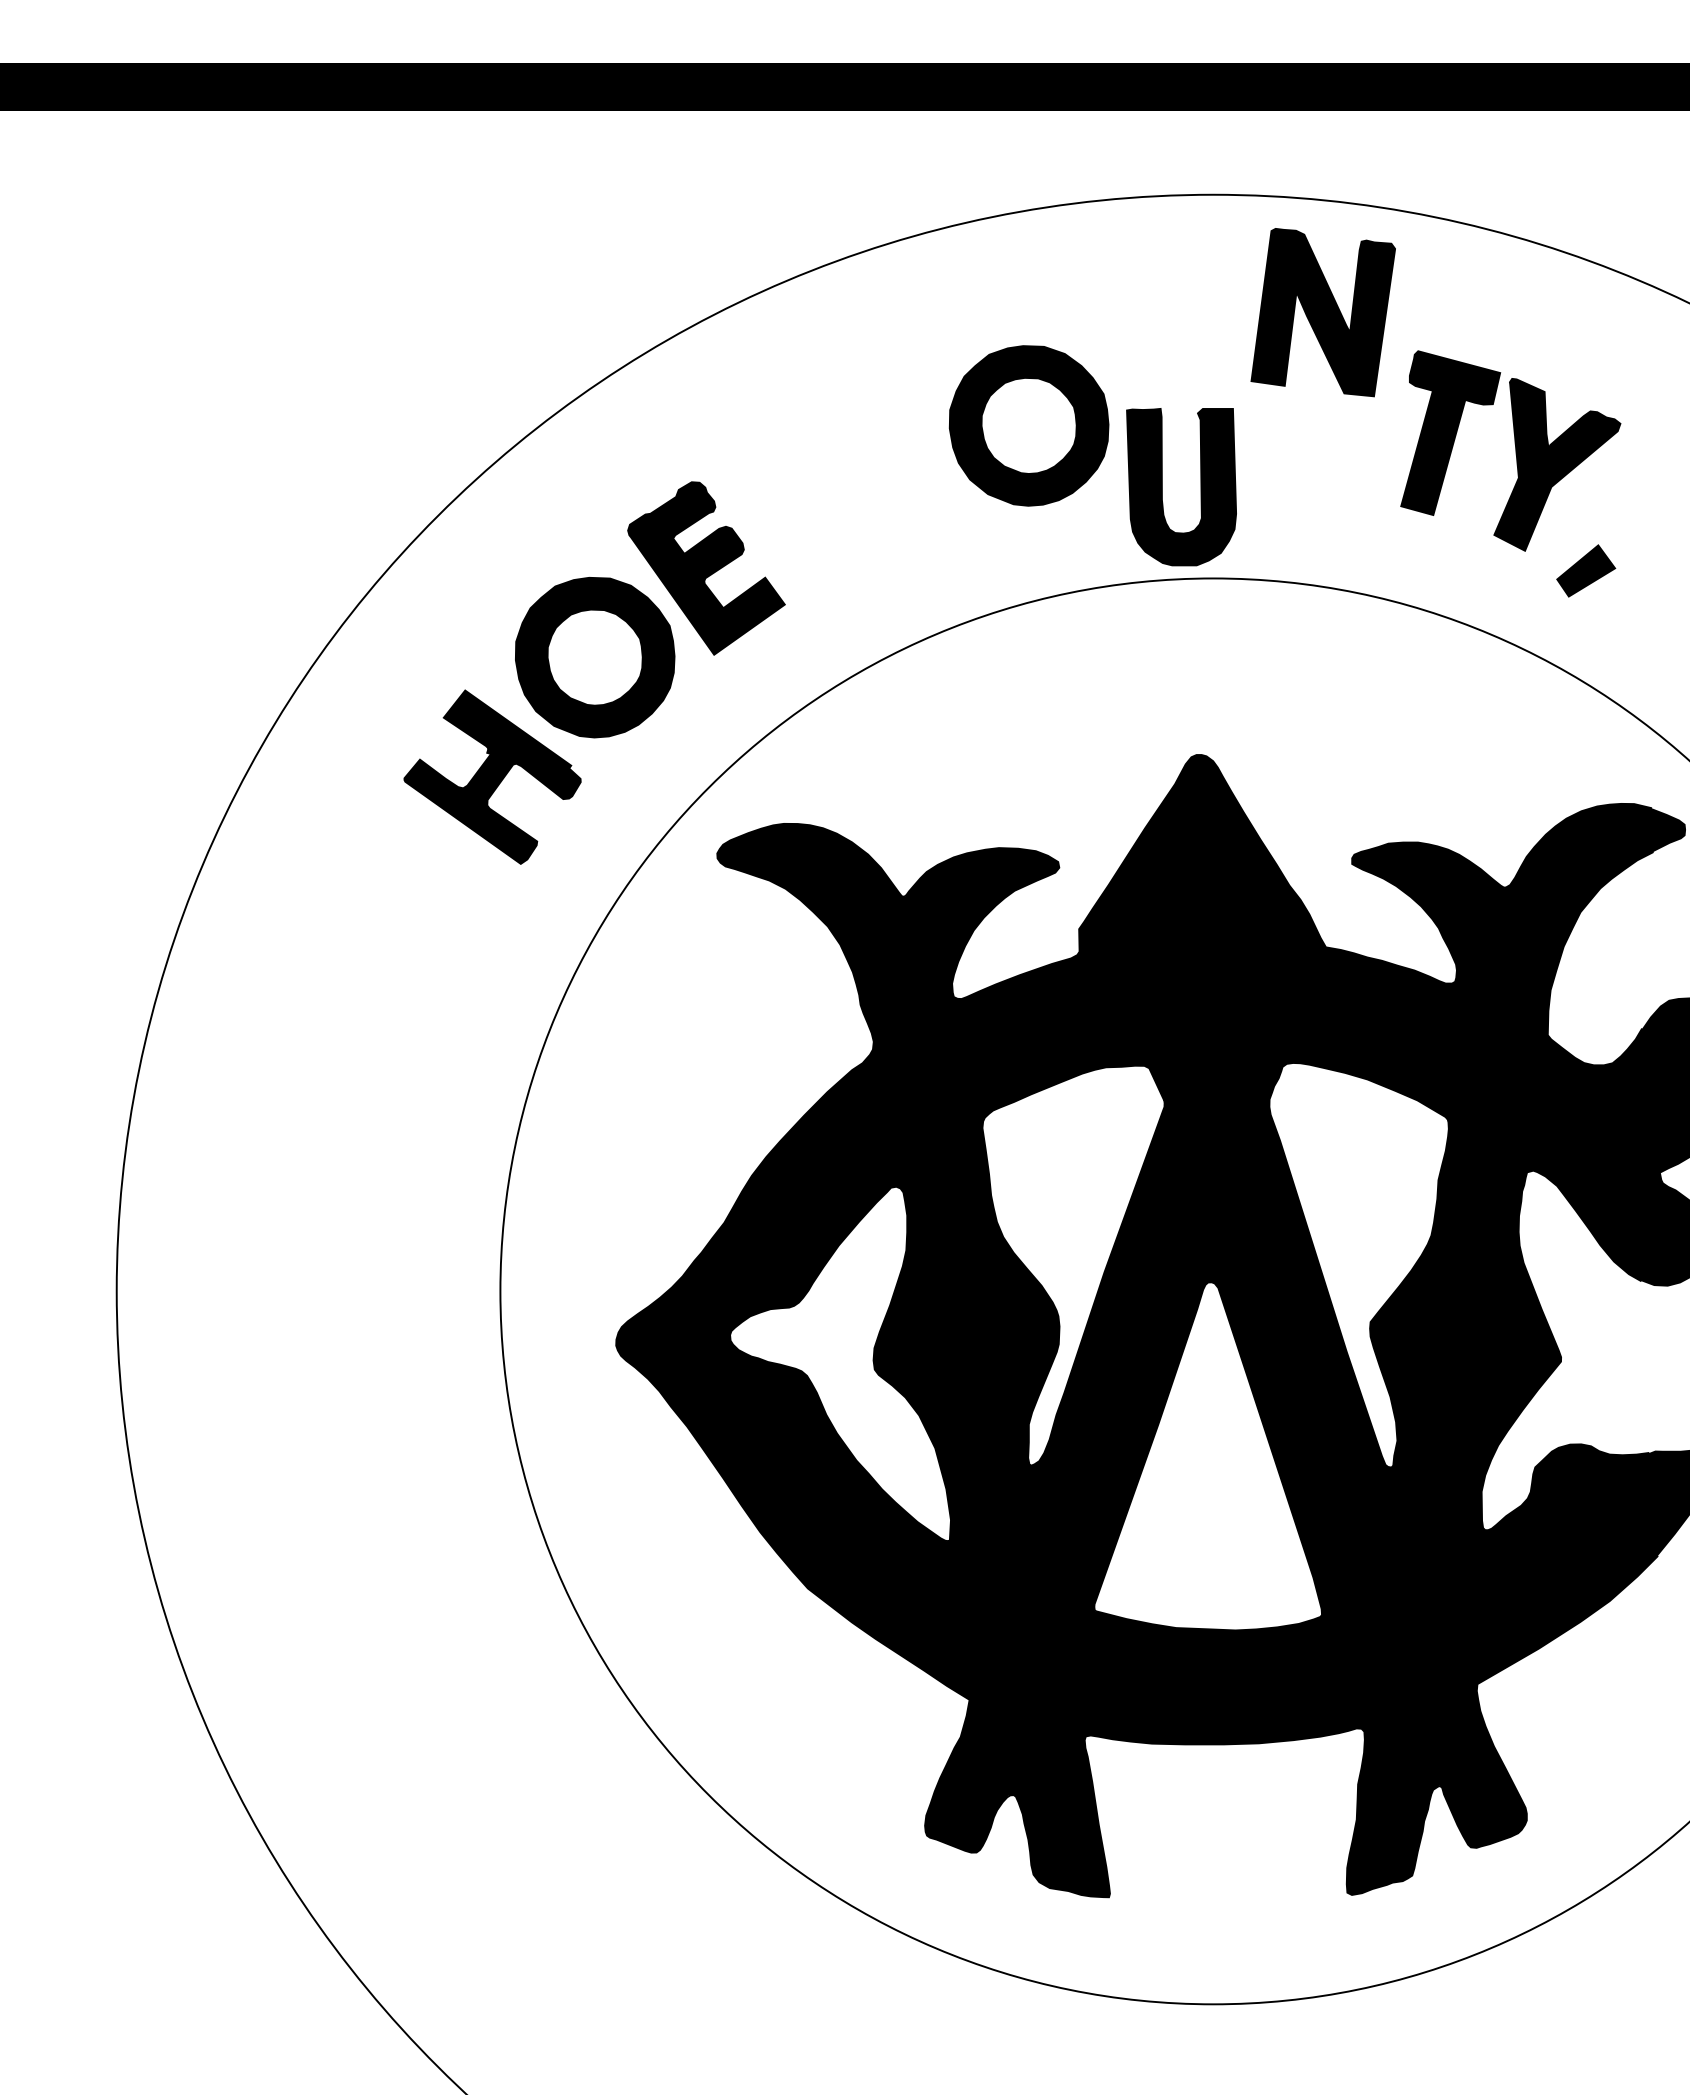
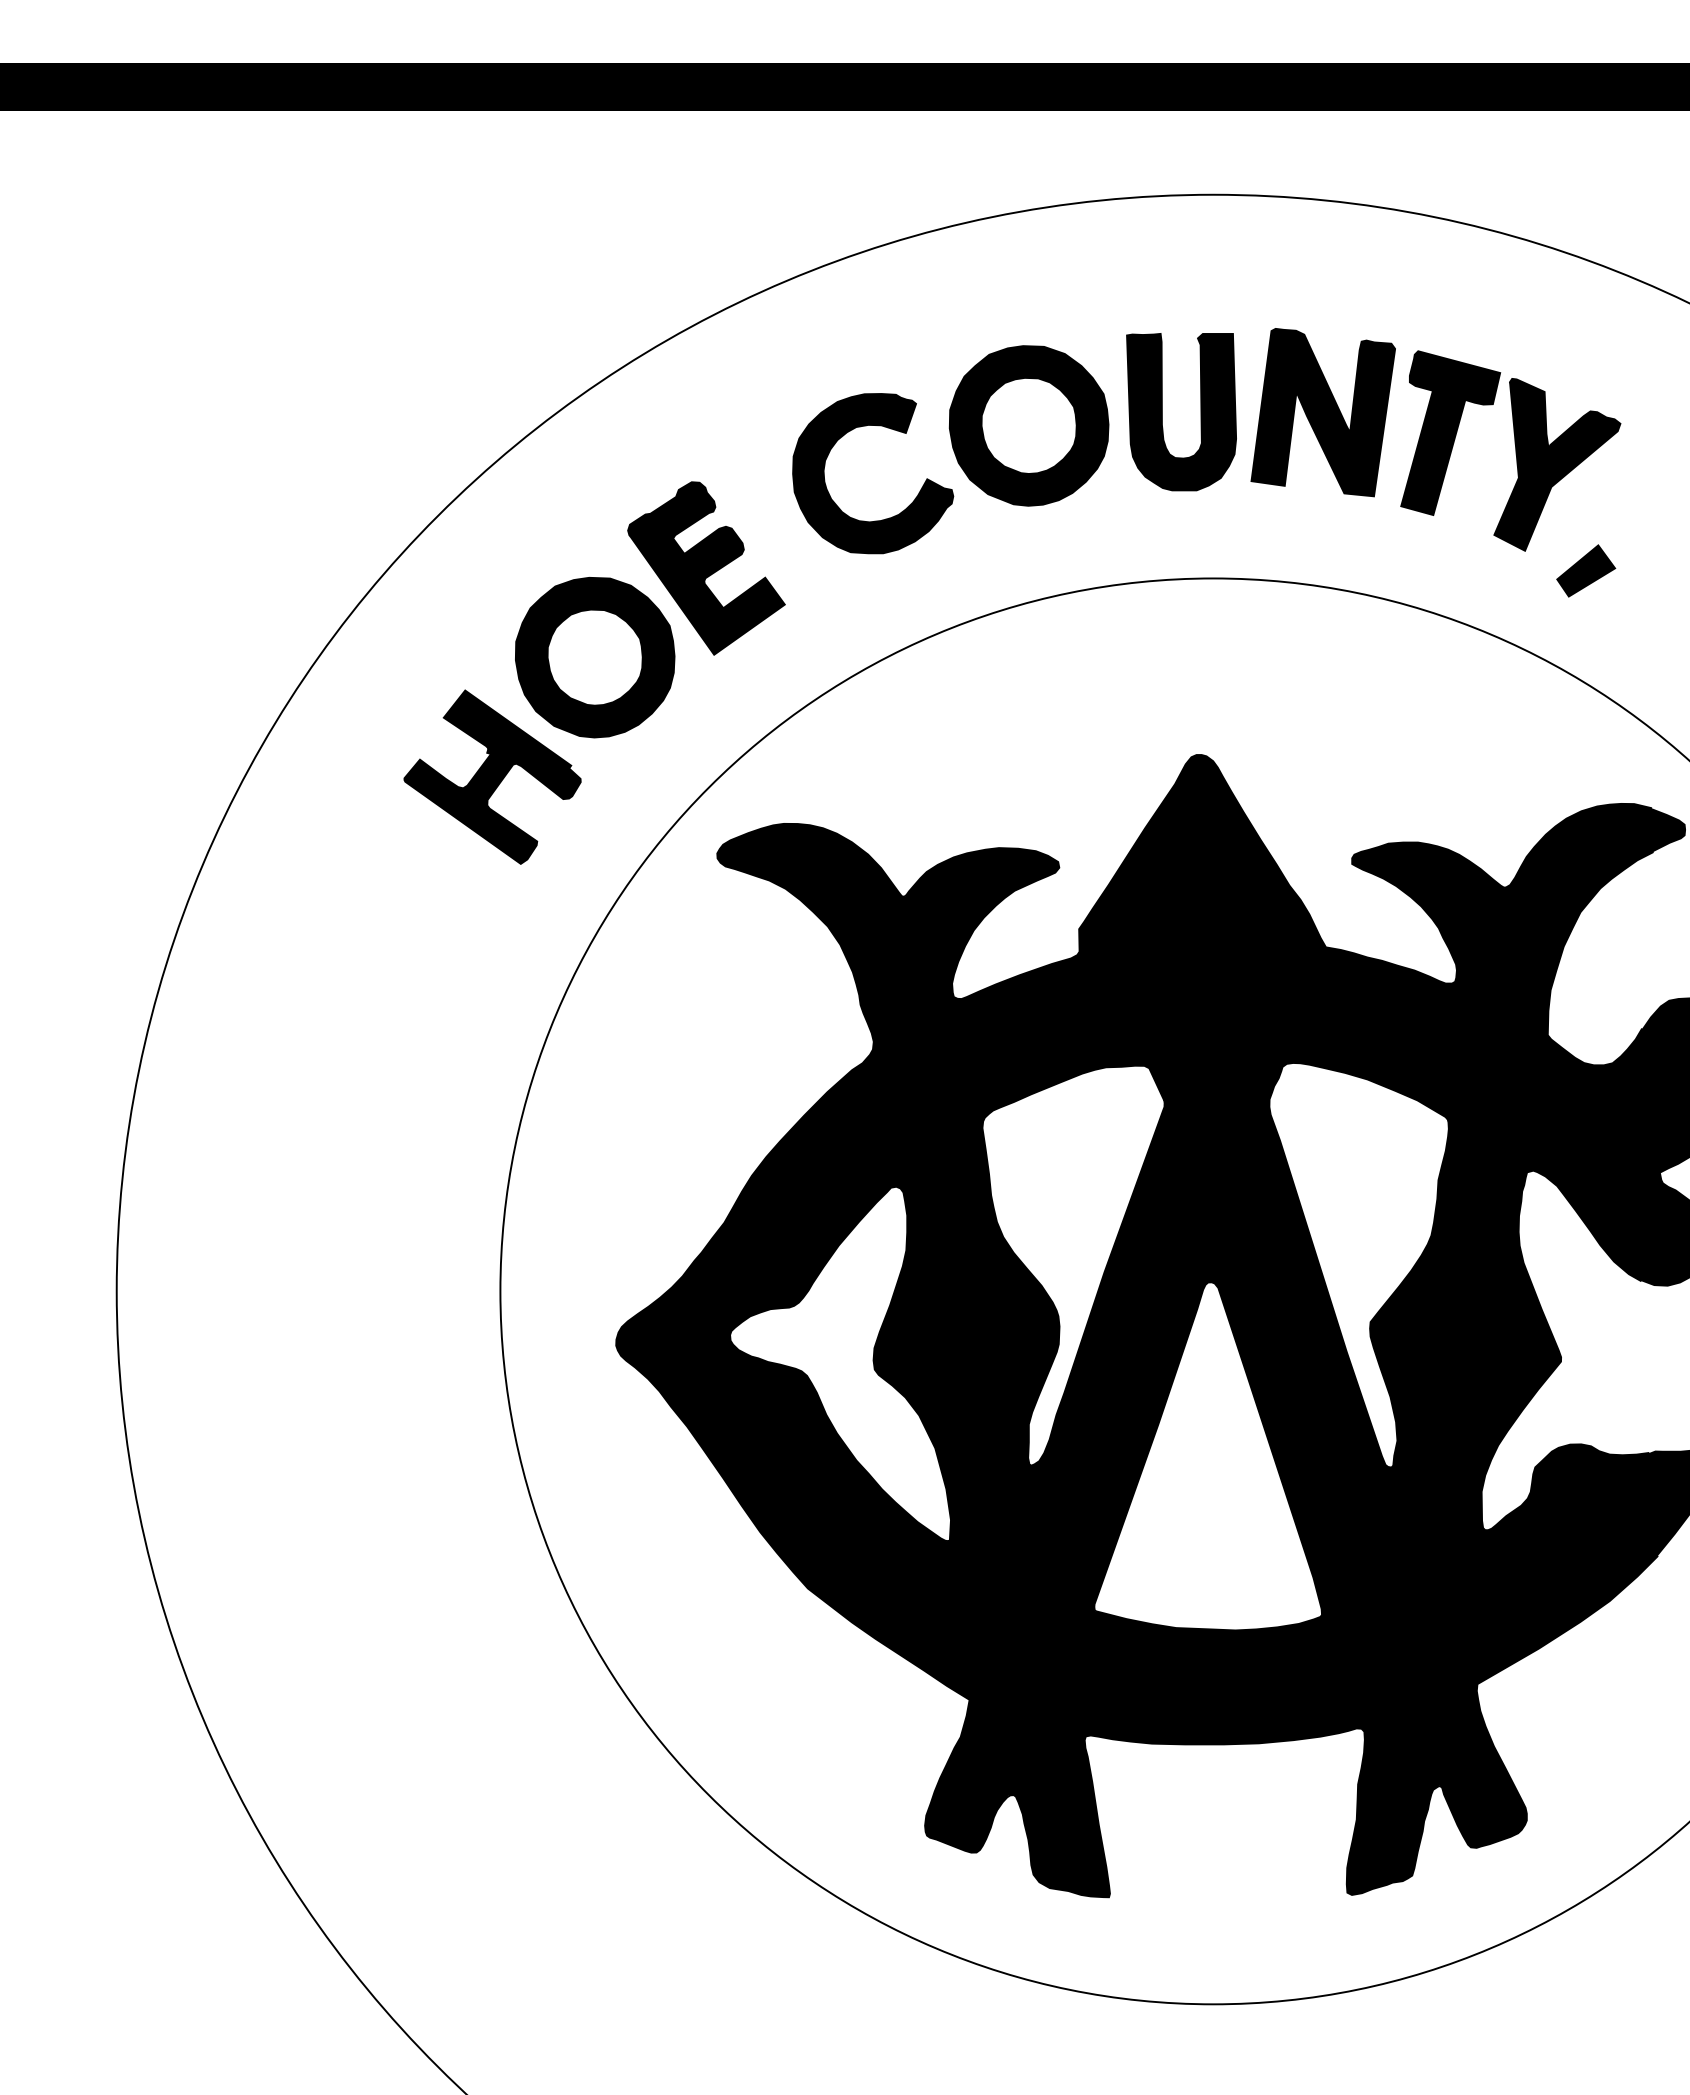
part position: (1322, 312) -> (1322, 412) (1322, 412)
part position: (1162, 487) -> (1162, 412) (1162, 412)
part: none -> present (885, 518)
